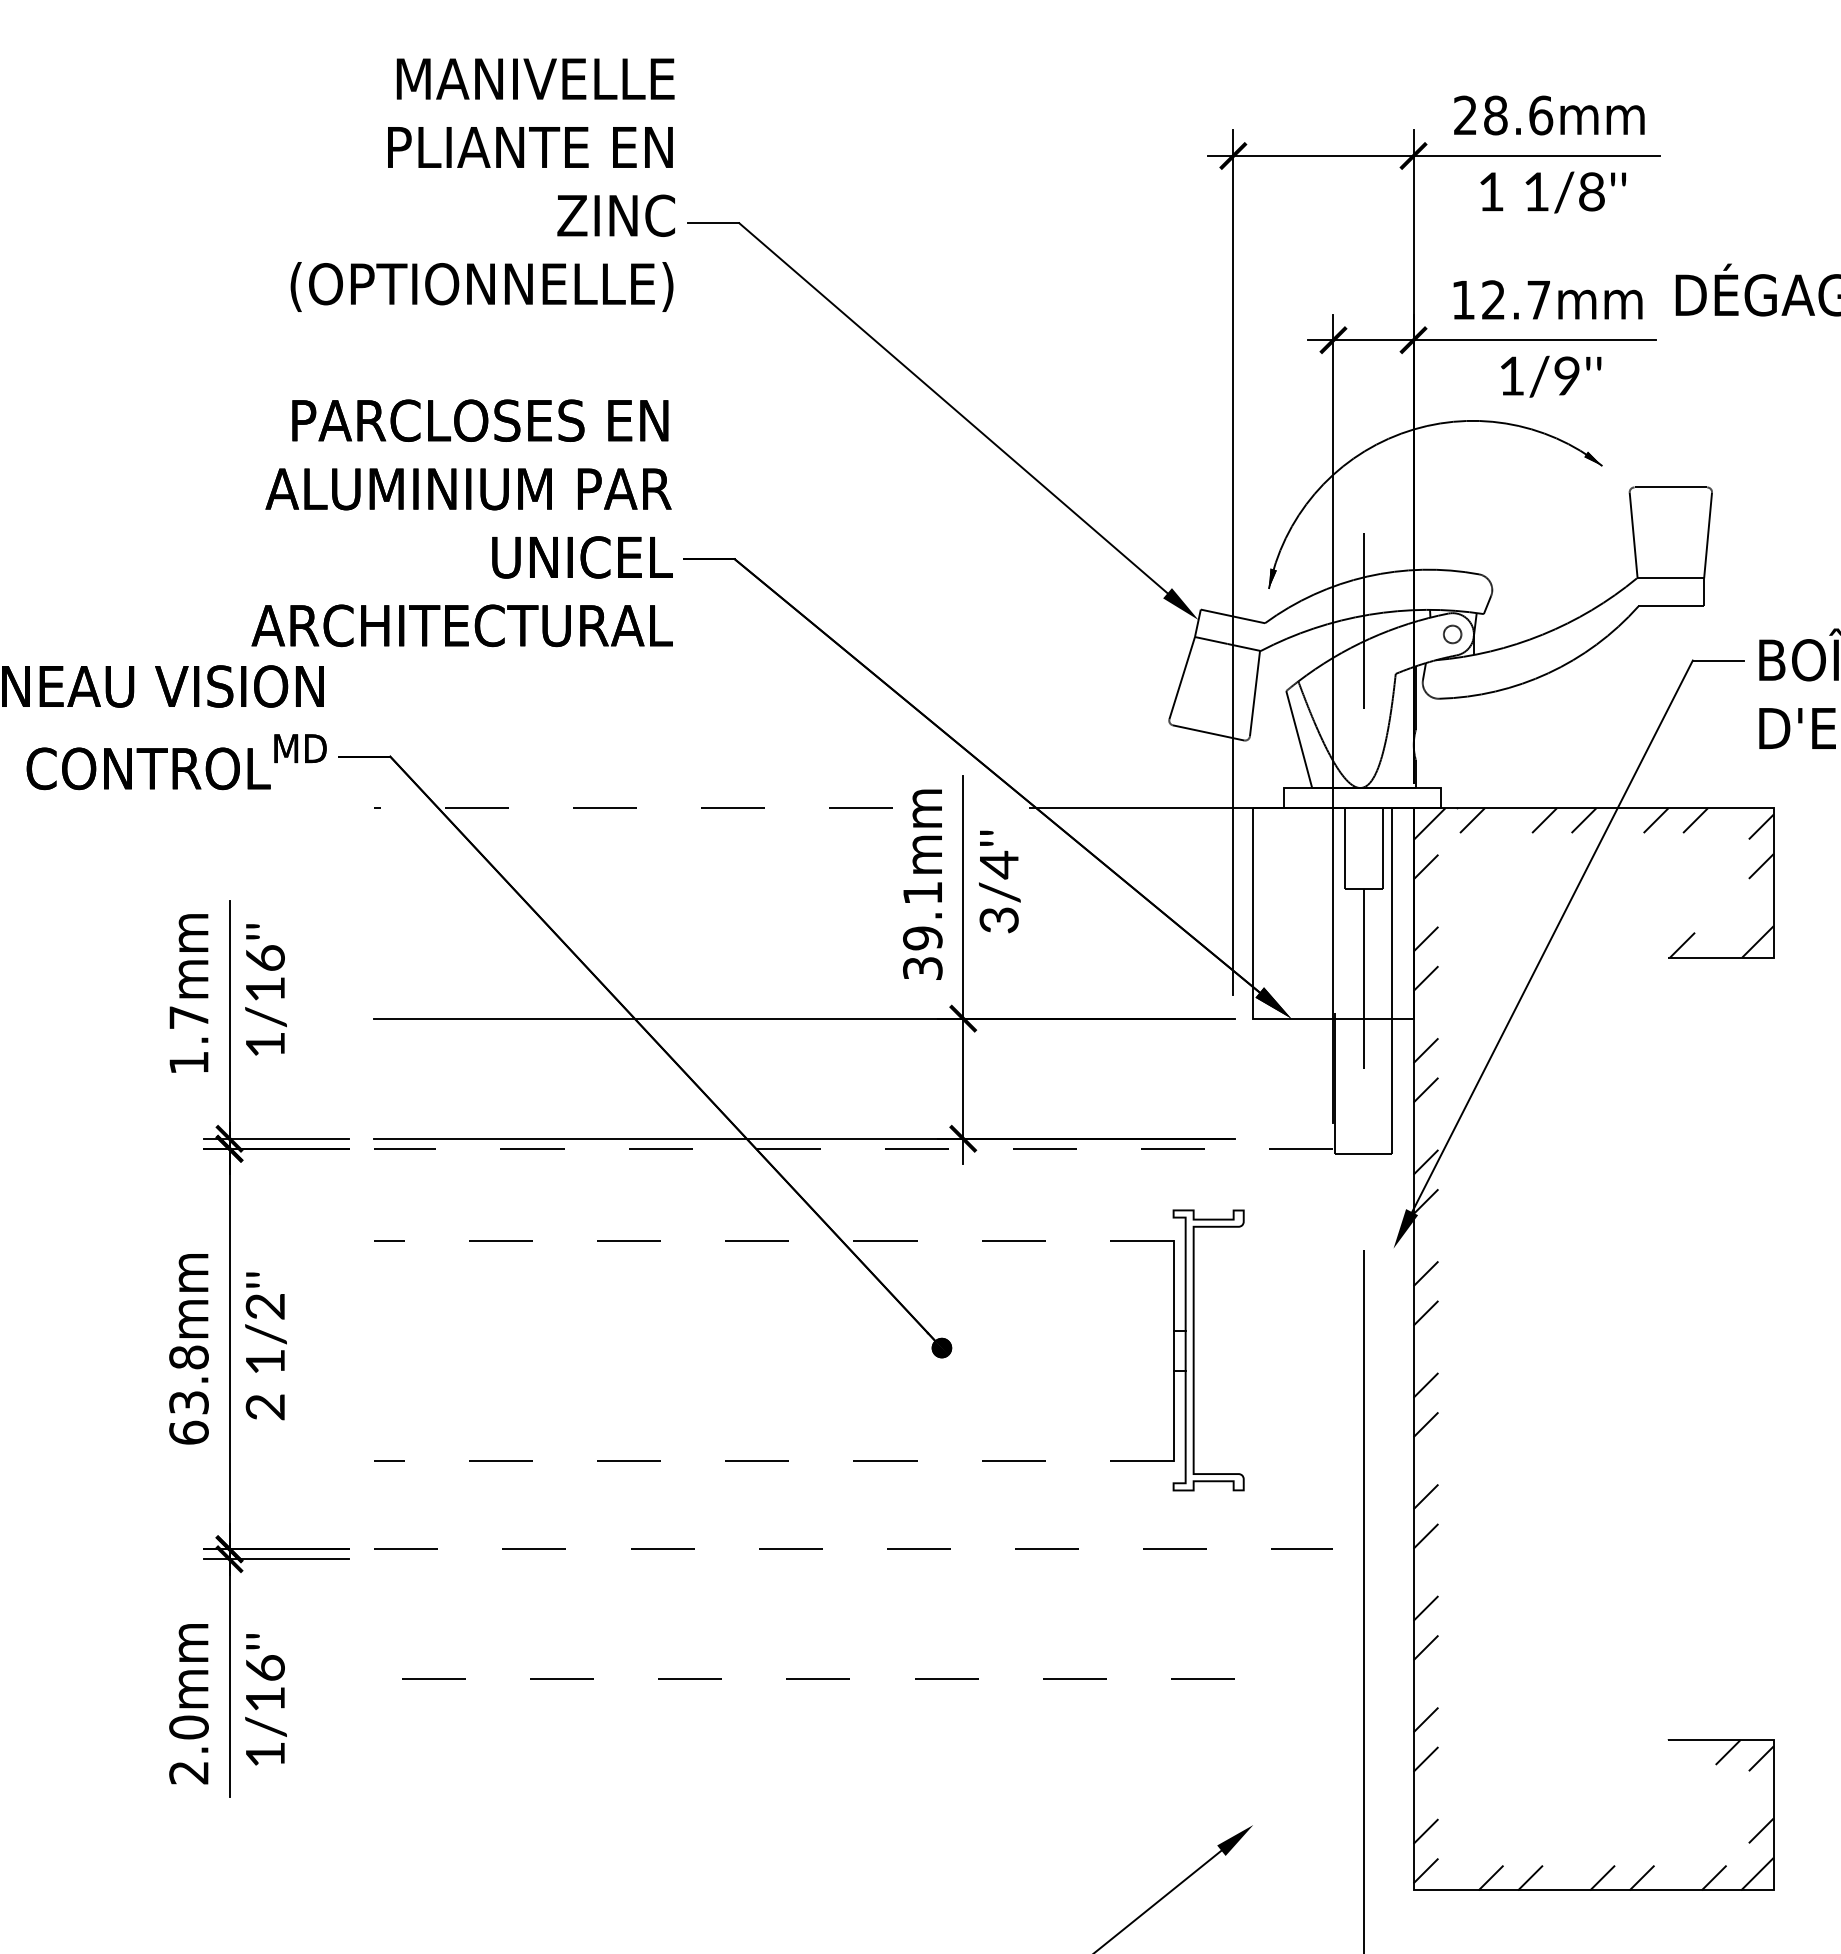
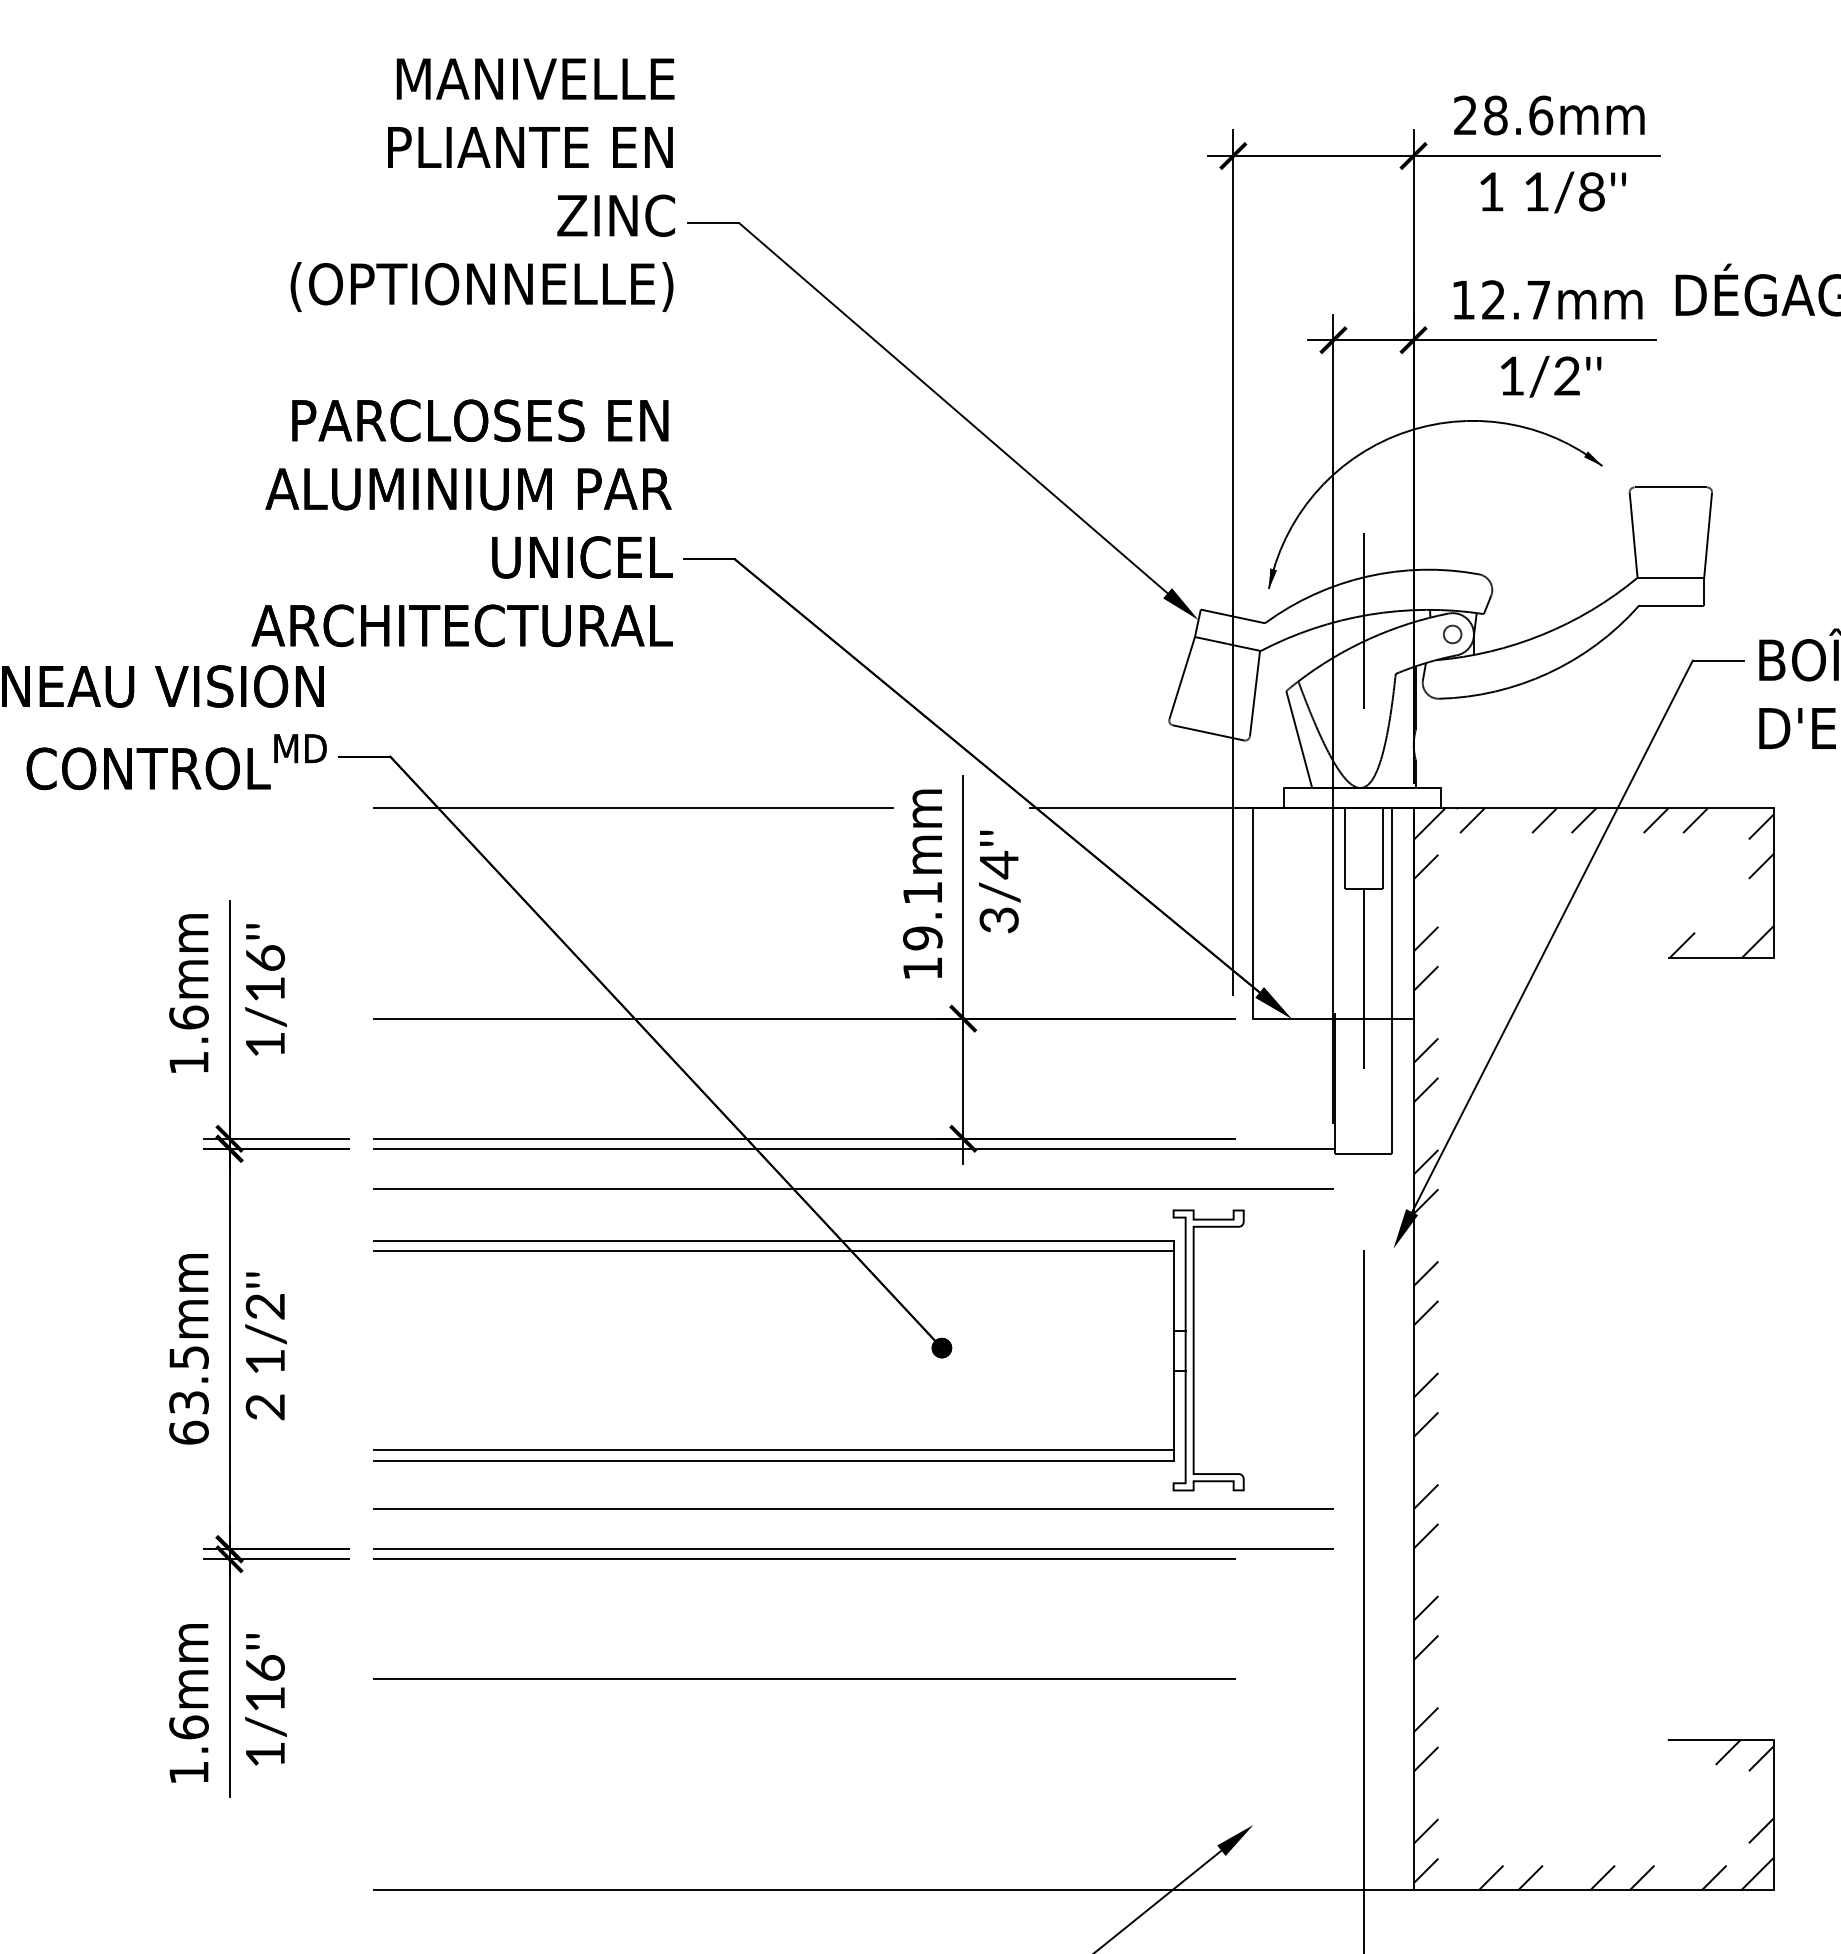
text: 1/9''\f] -> 1/2''\f] (1566, 376)
line: dashed -> solid (633, 808)
text: 39.1mm -> 19.1mm (922, 968)
text: 1.7mm -> 1.6mm (188, 1017)
line: dashed -> solid (853, 1148)
line: none -> present (853, 1188)
line: dashed -> solid (774, 1240)
line: none -> present (773, 1251)
text: 63.8mm -> 63.5mm (188, 1357)
line: none -> present (773, 1449)
line: dashed -> solid (774, 1460)
line: none -> present (853, 1509)
line: dashed -> solid (853, 1549)
line: none -> present (804, 1559)
line: dashed -> solid (804, 1679)
text: 2.0mm -> 1.6mm (188, 1749)
line: none -> present (893, 1890)
